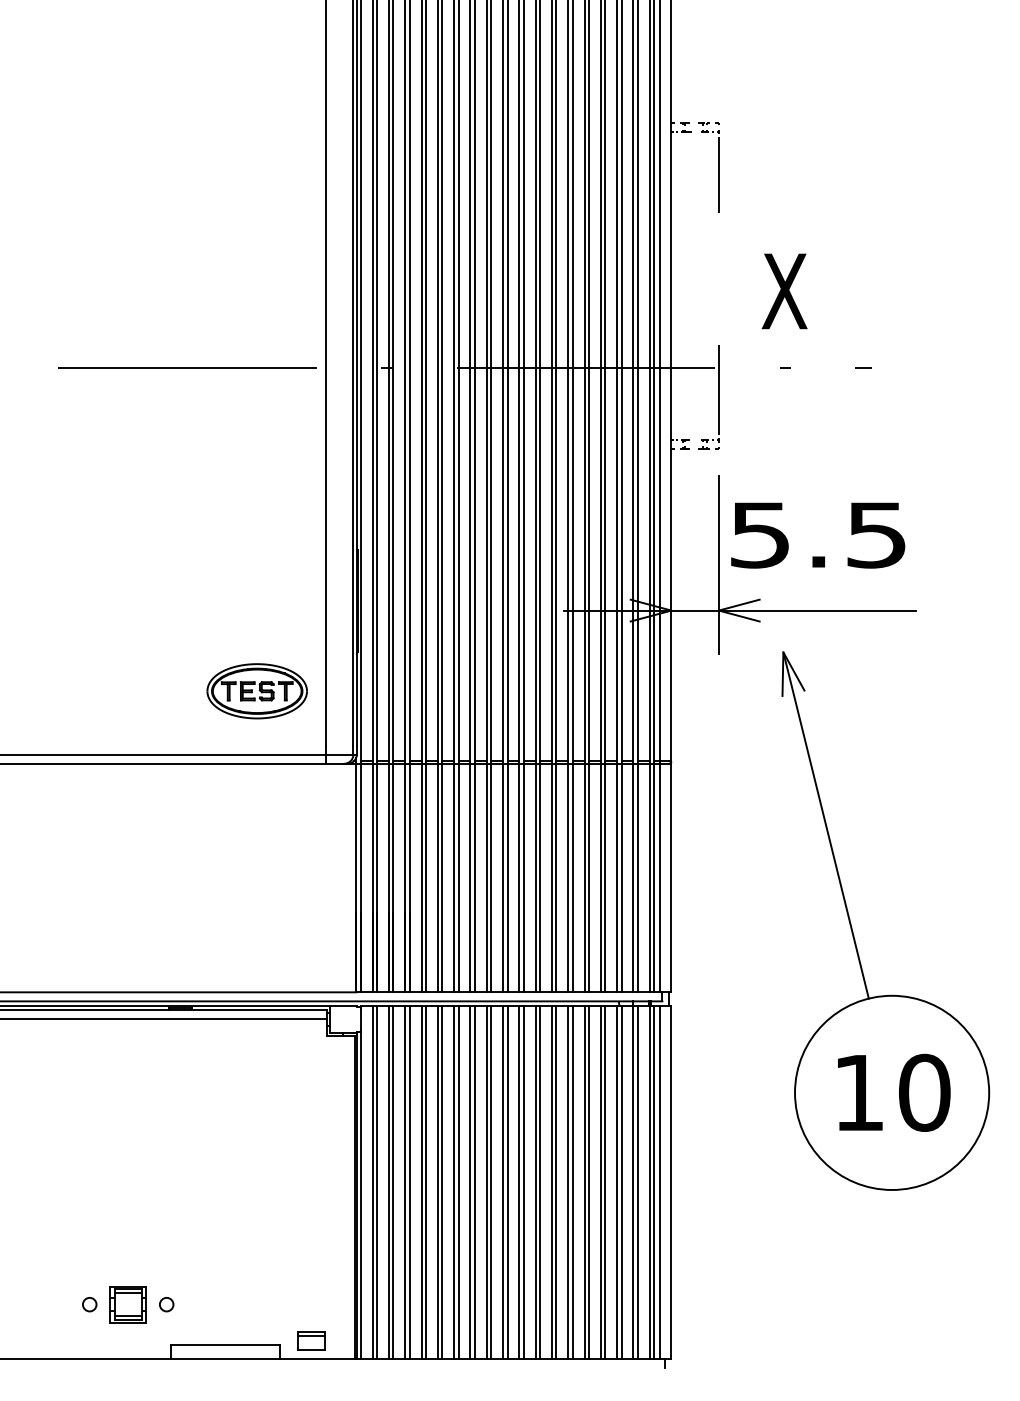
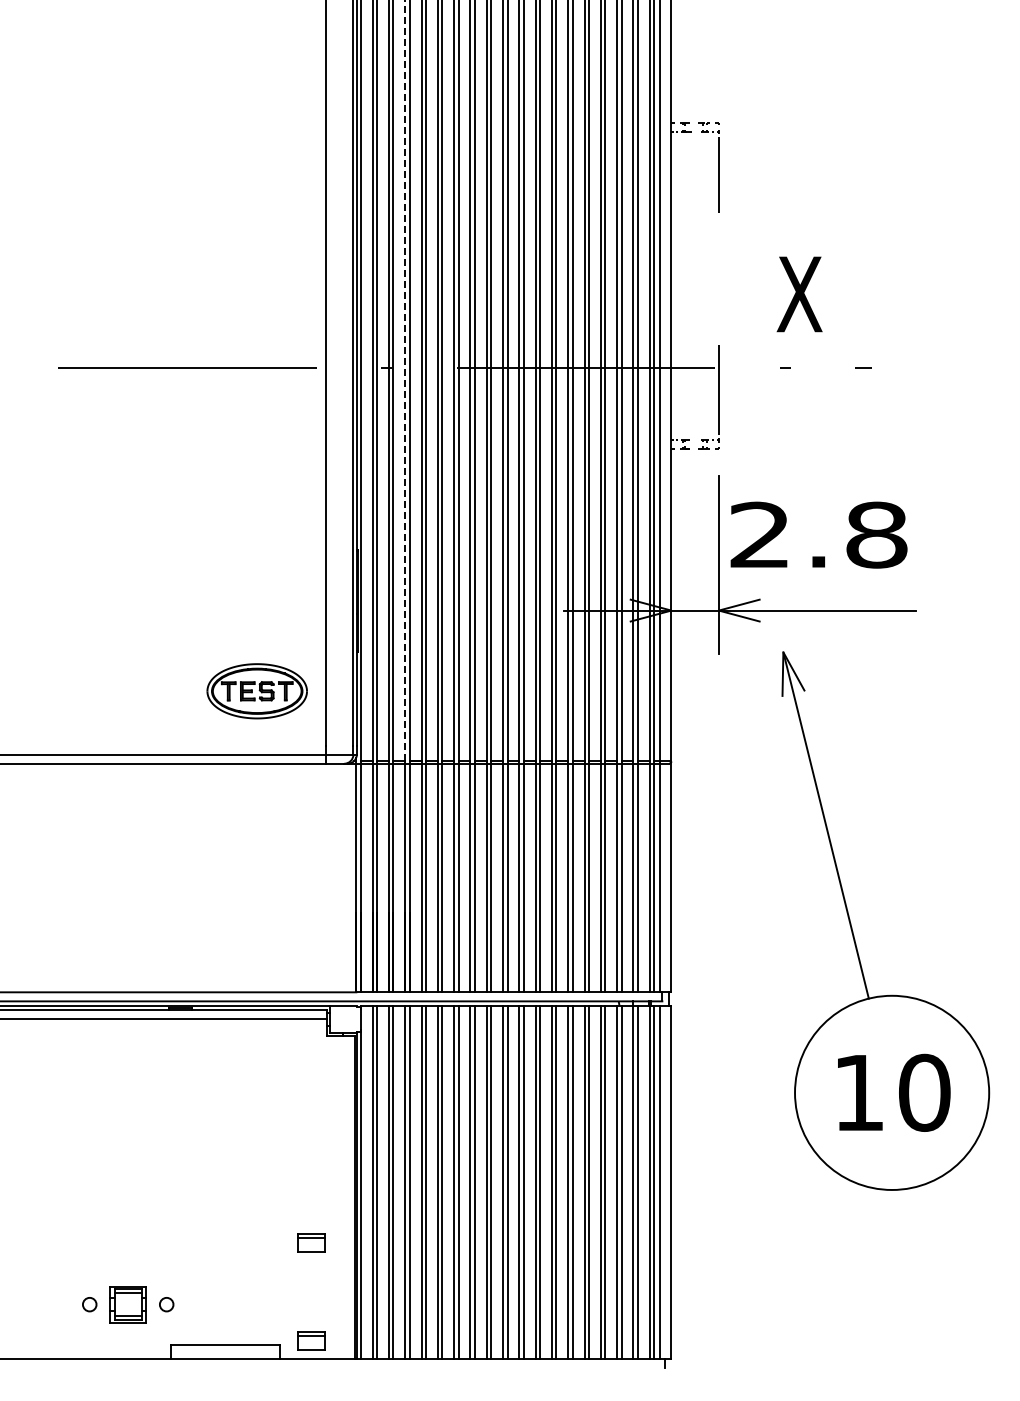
text position: (784, 291) -> (799, 294) (799, 294)
line: solid -> dashed (405, 380)
text: 5.5 -> 2.8 (818, 534)
part: none -> present (311, 1242)
